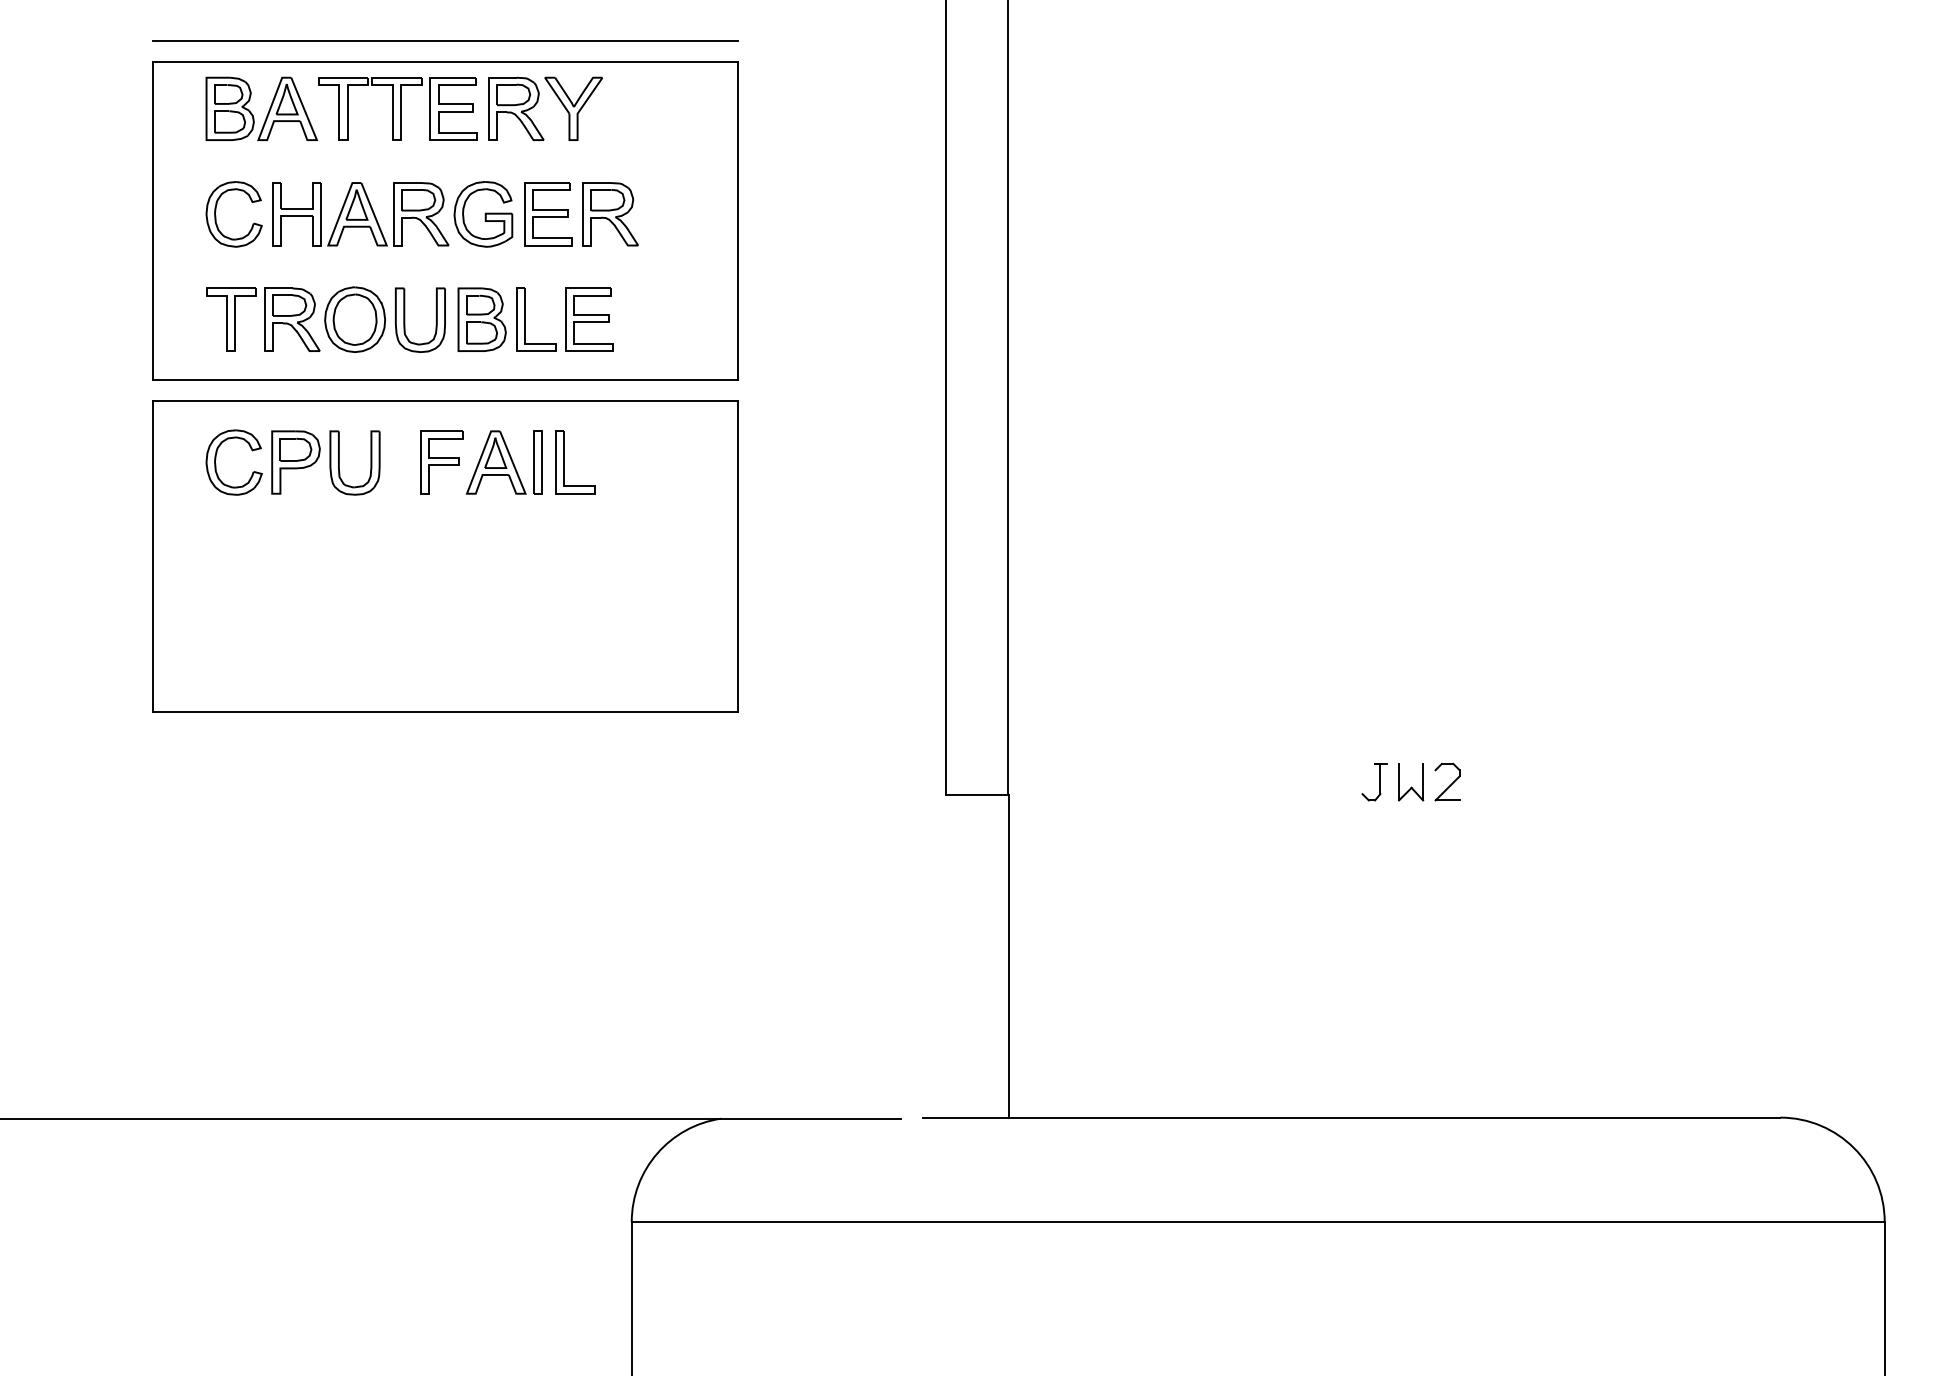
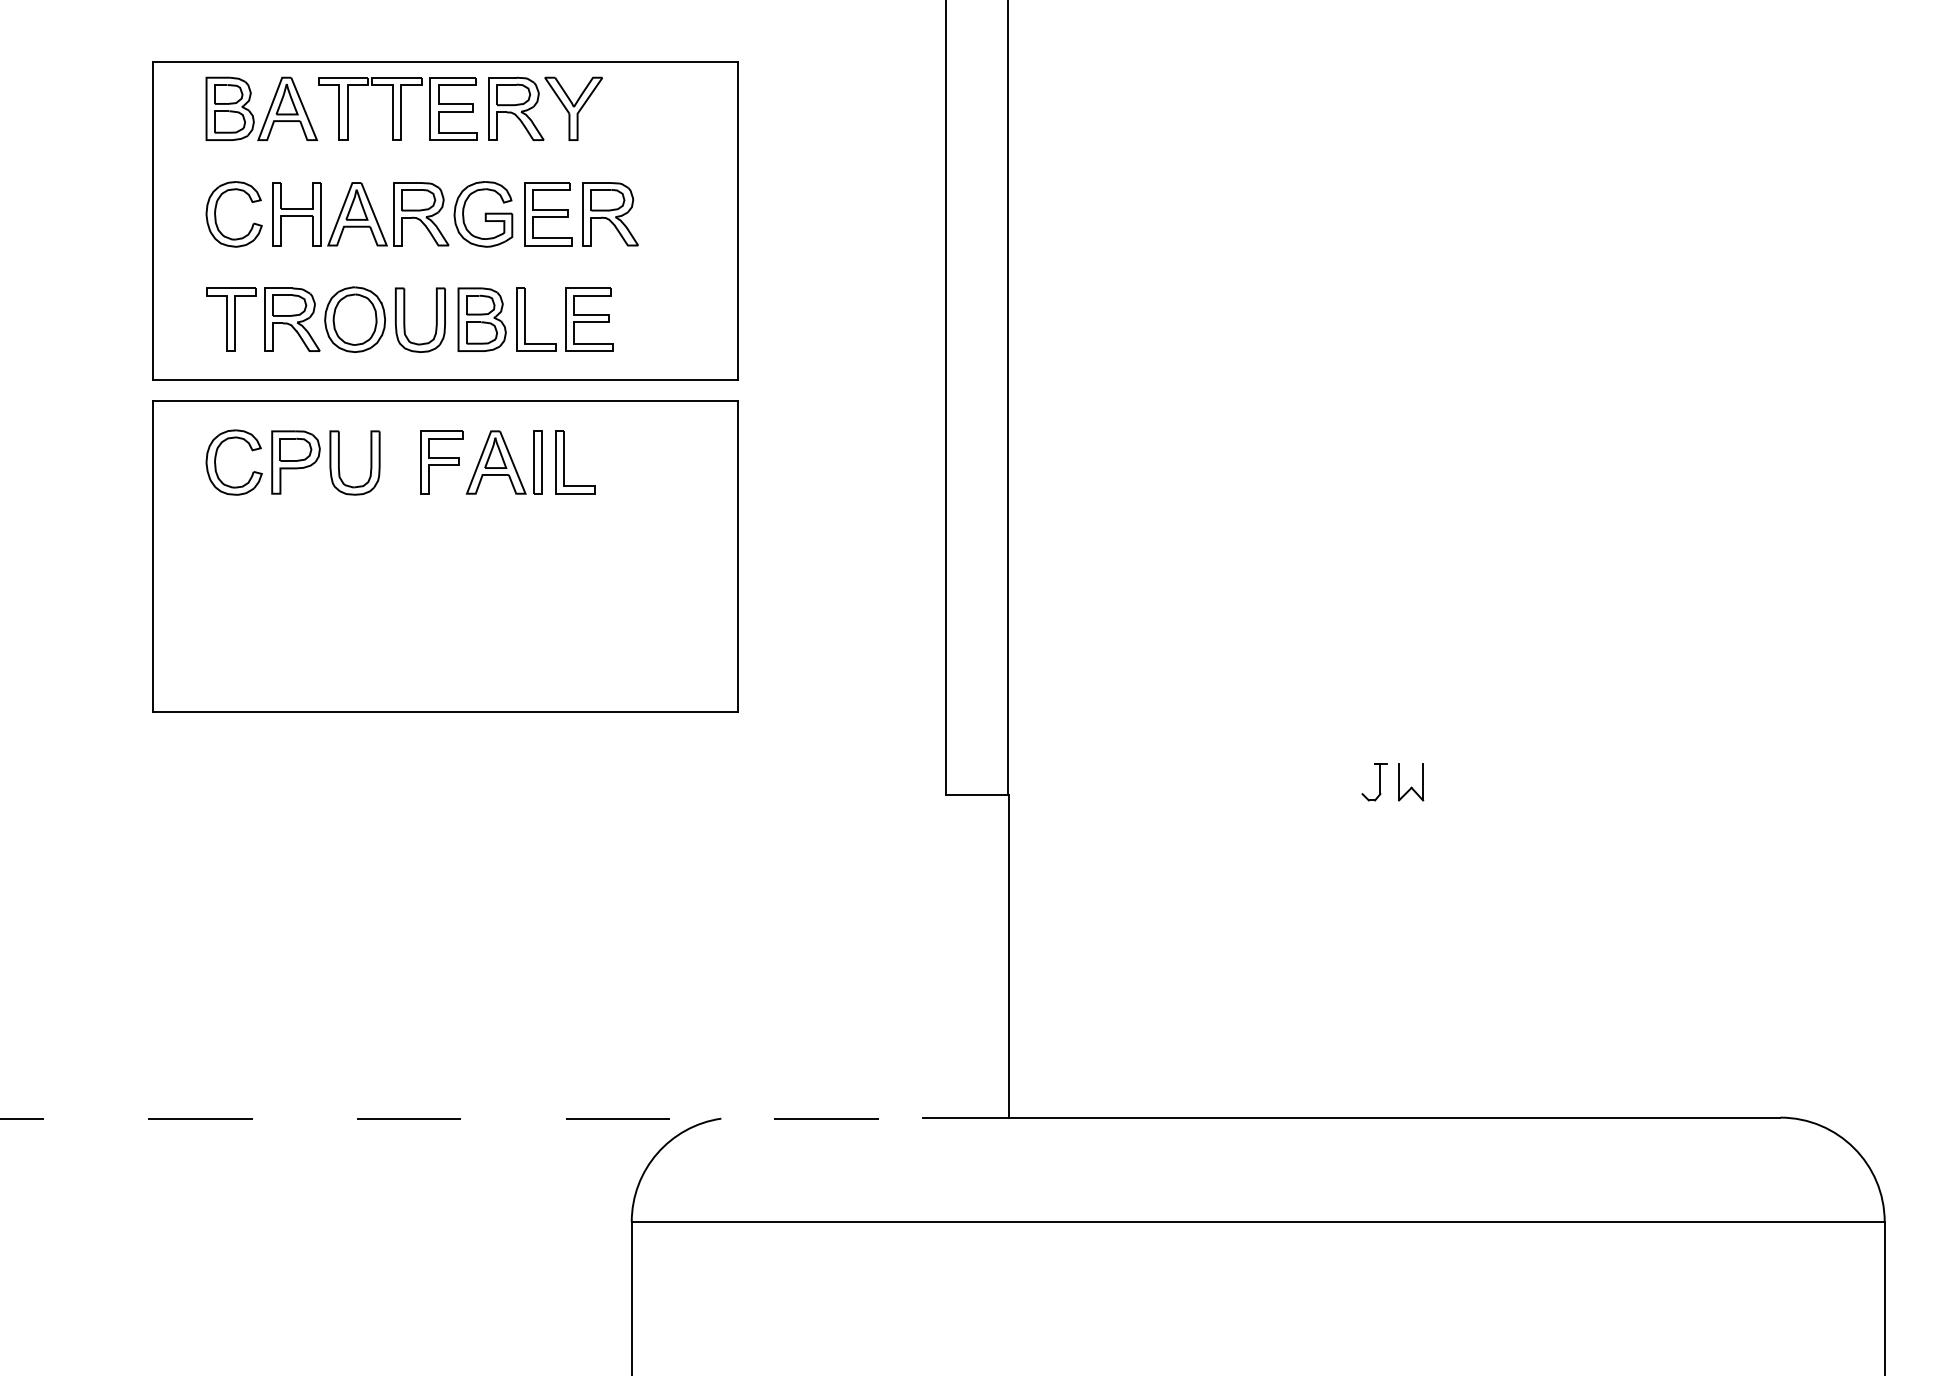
line: present -> none (445, 41)
part: present -> none (1447, 781)
line: solid -> dashed (450, 1118)
